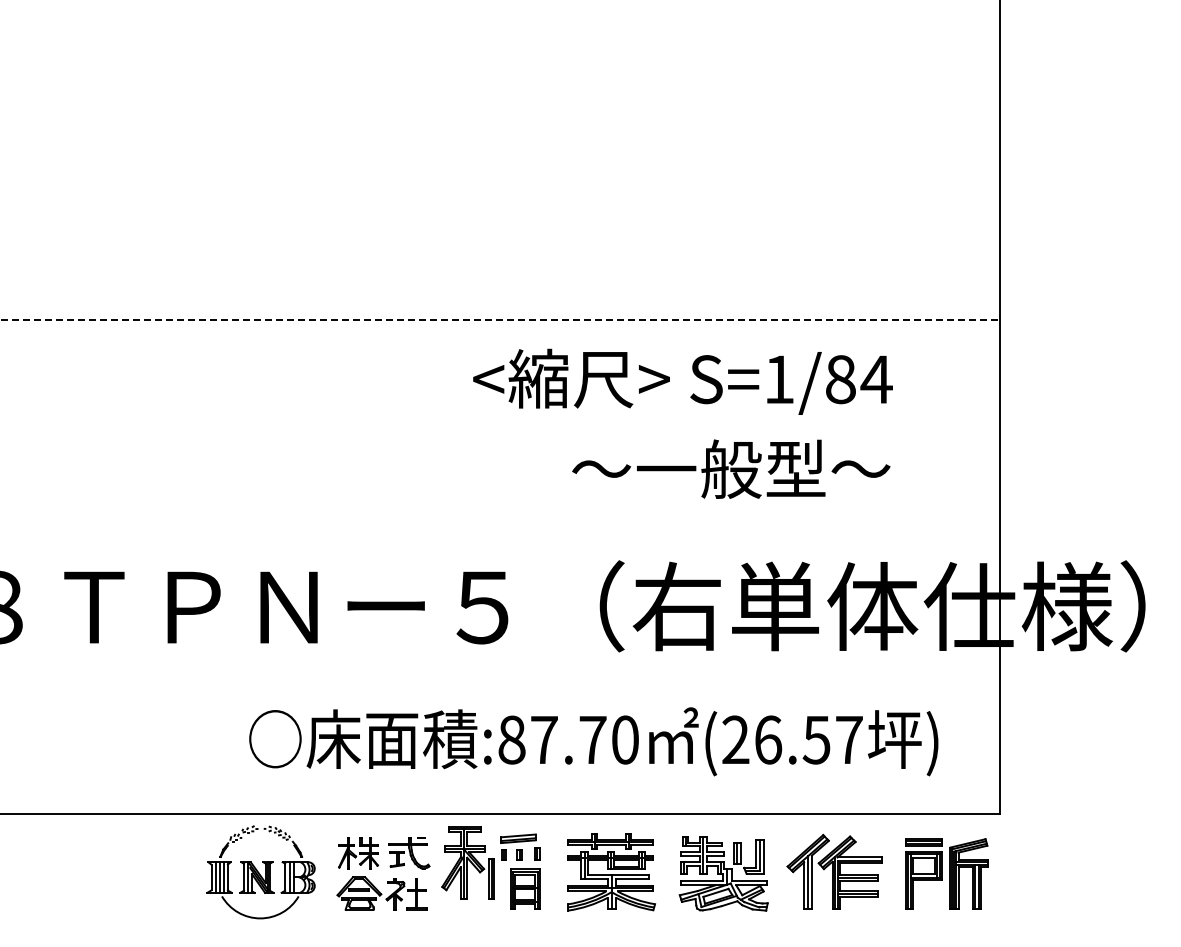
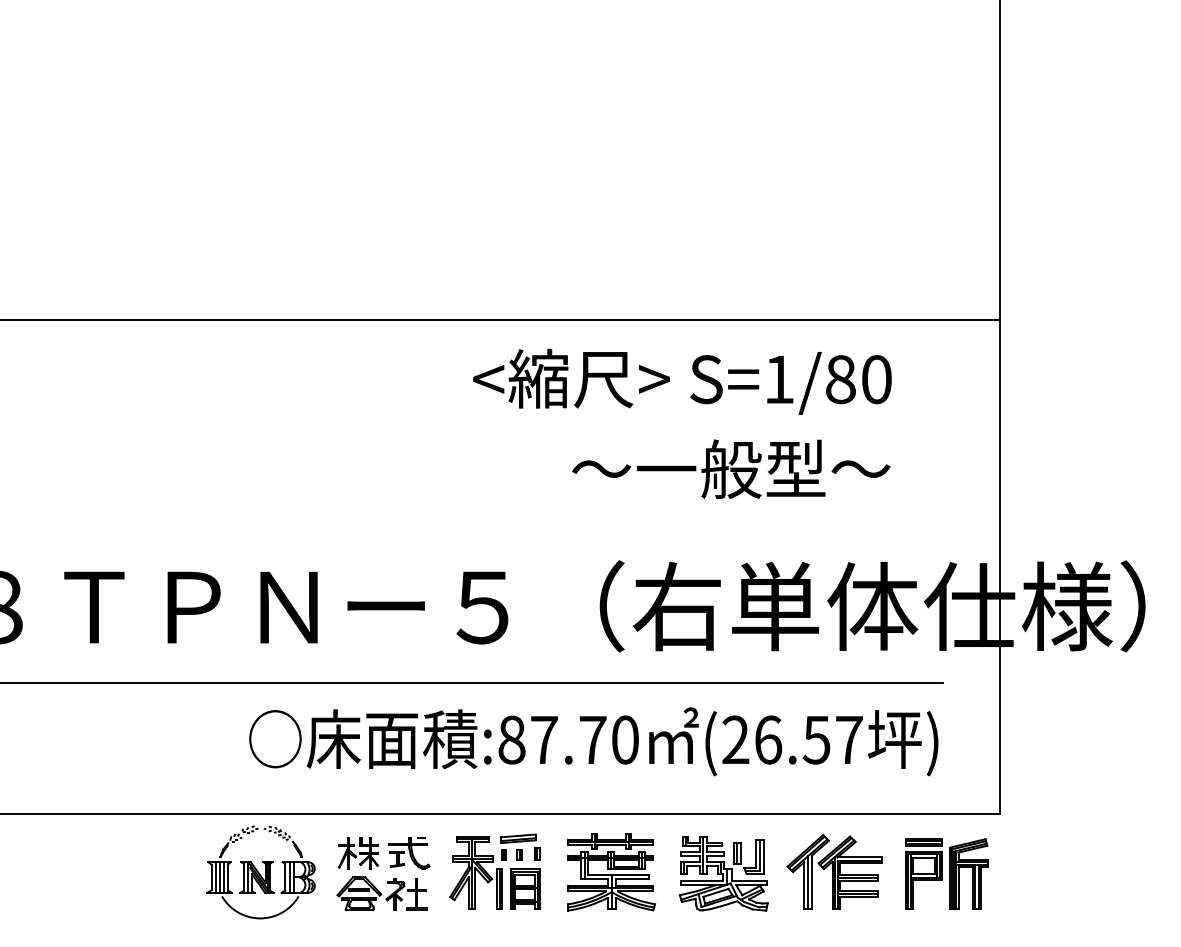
line: dashed -> solid (500, 320)
text: S=1/84 -> S=1/80 (876, 379)
line: none -> present (472, 683)
part position: (467, 862) -> (475, 872) (475, 872)
